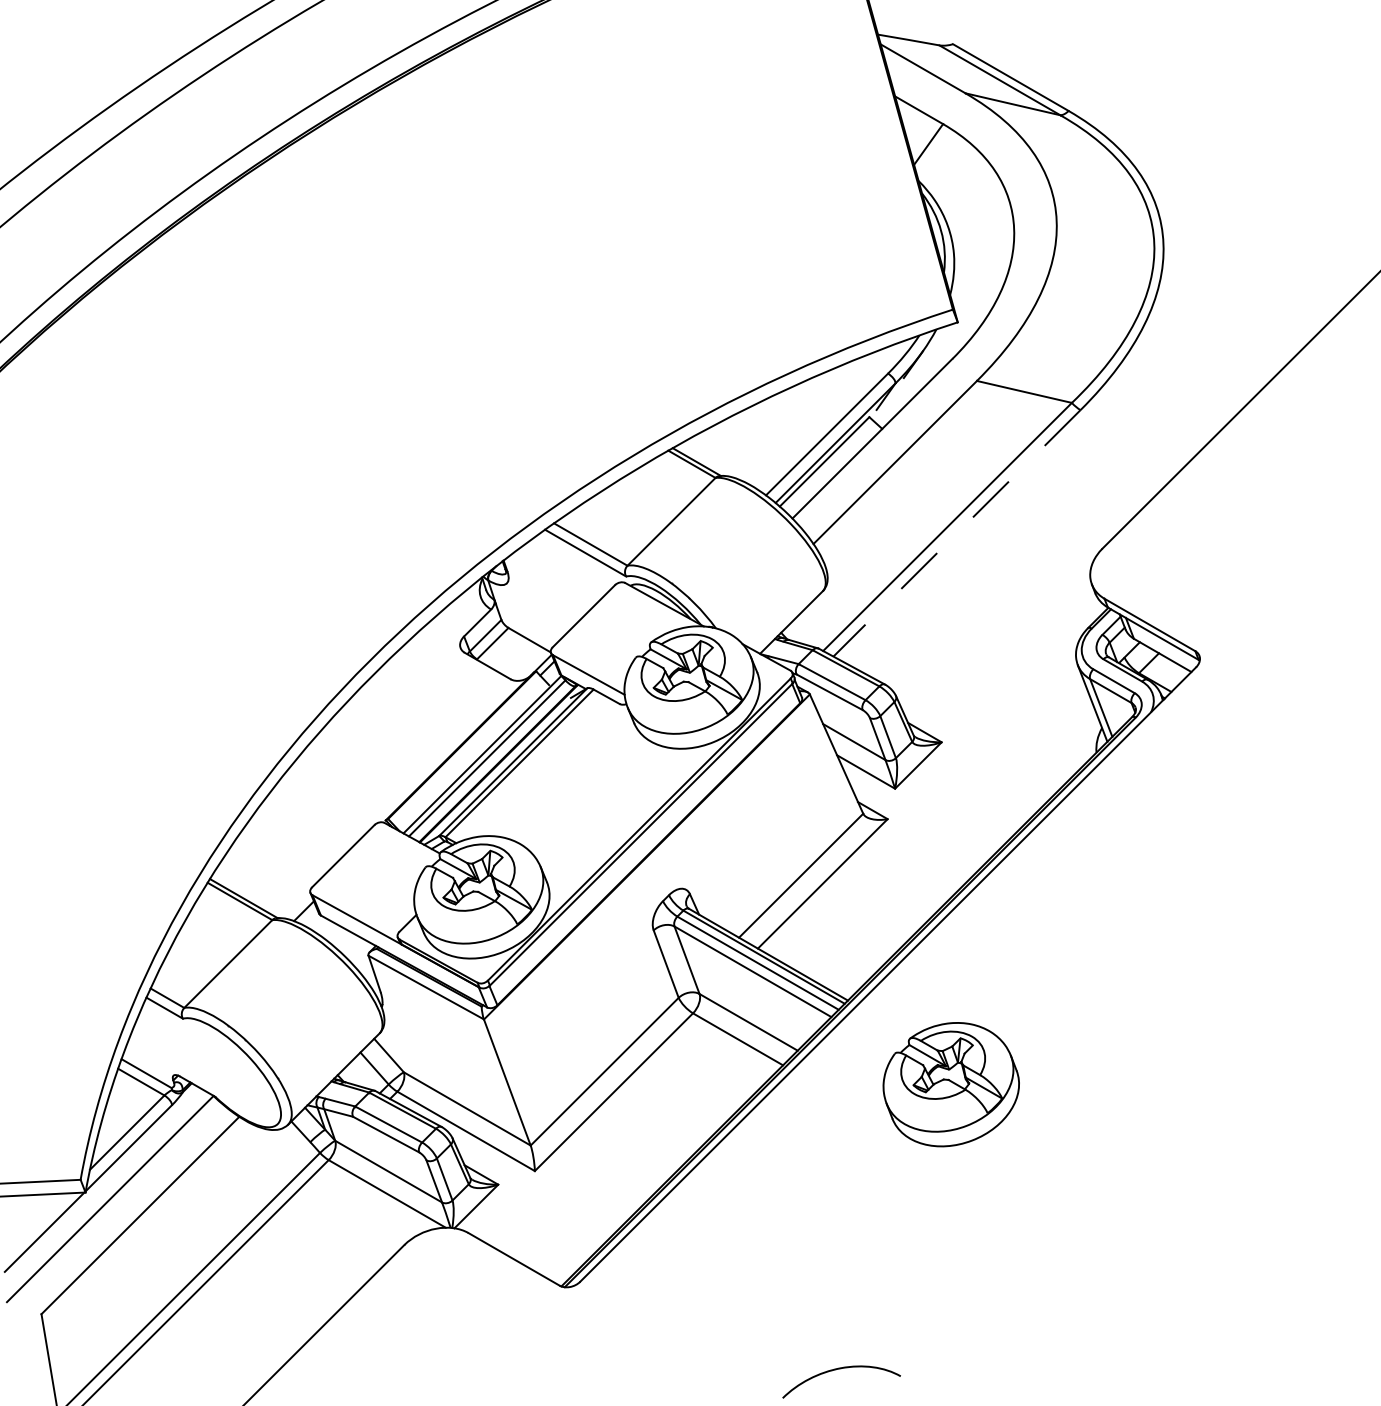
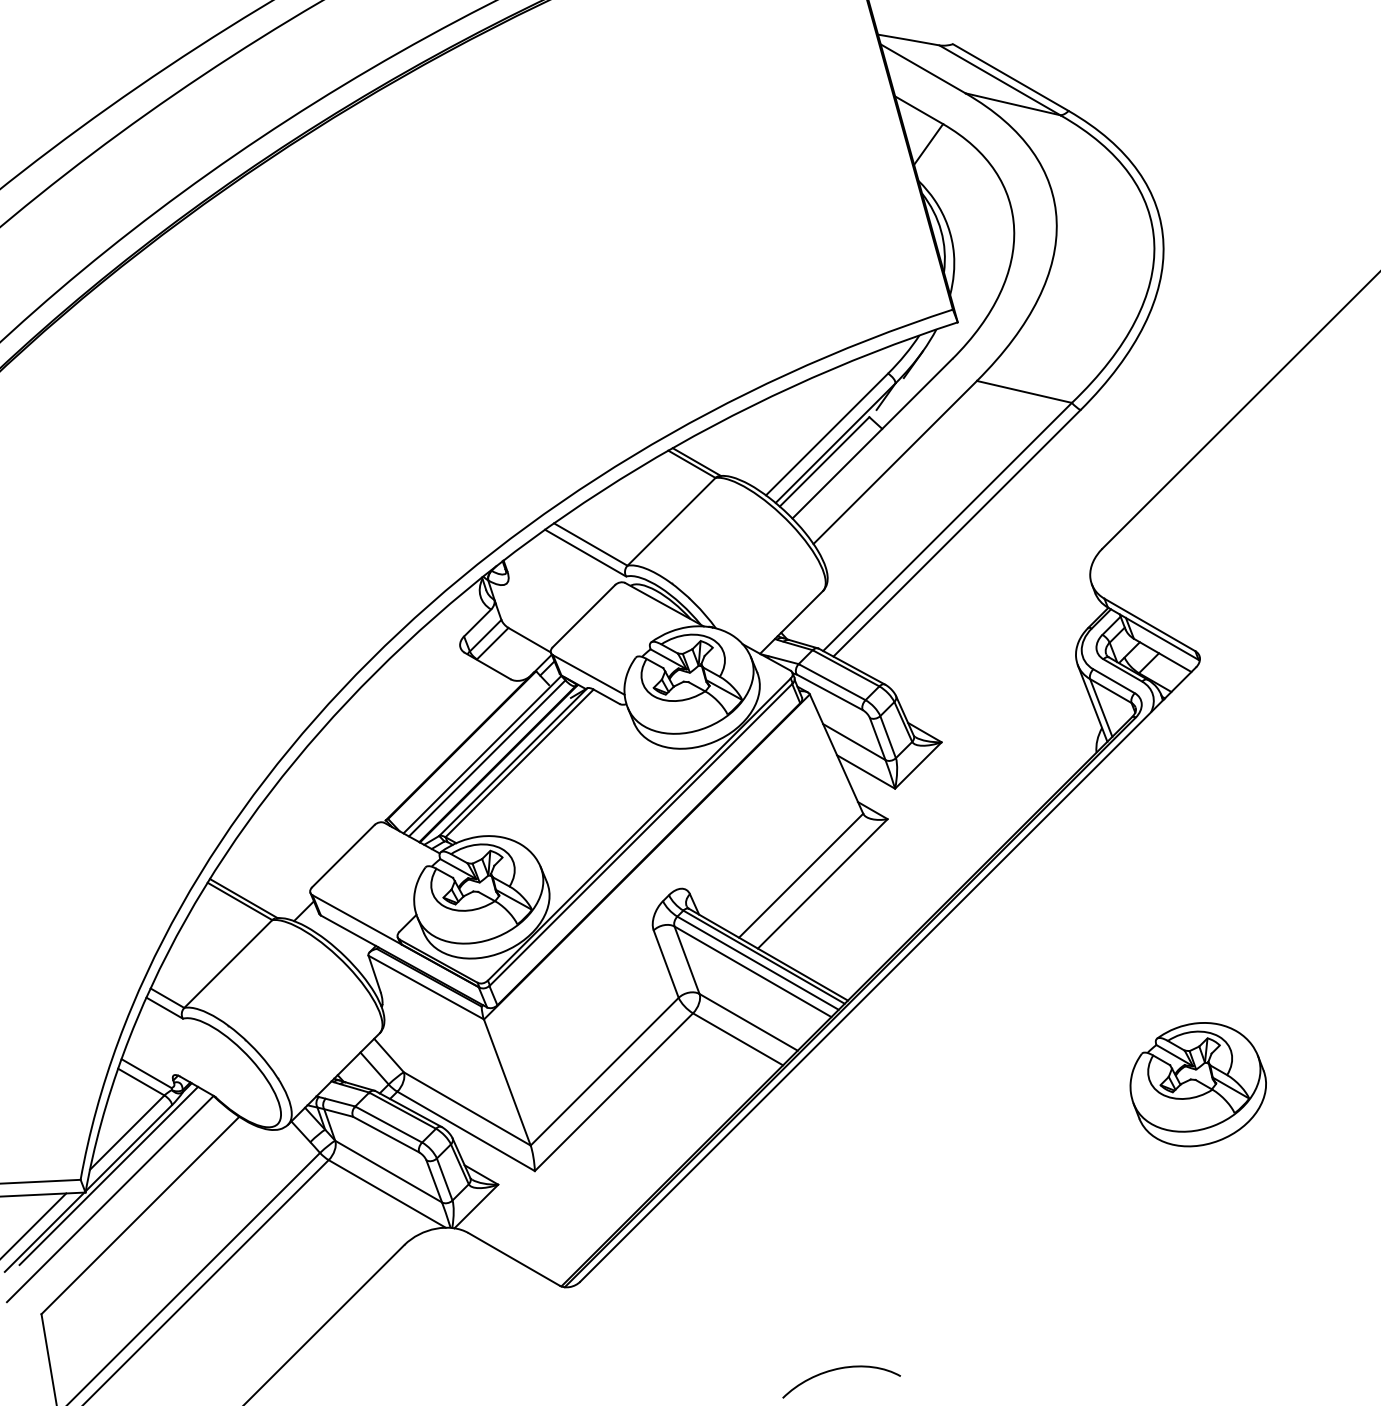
line: dashed -> solid (957, 533)
part position: (950, 1084) -> (1197, 1084) (1197, 1084)
line: none -> present (108, 1175)
line: none -> present (34, 1225)
